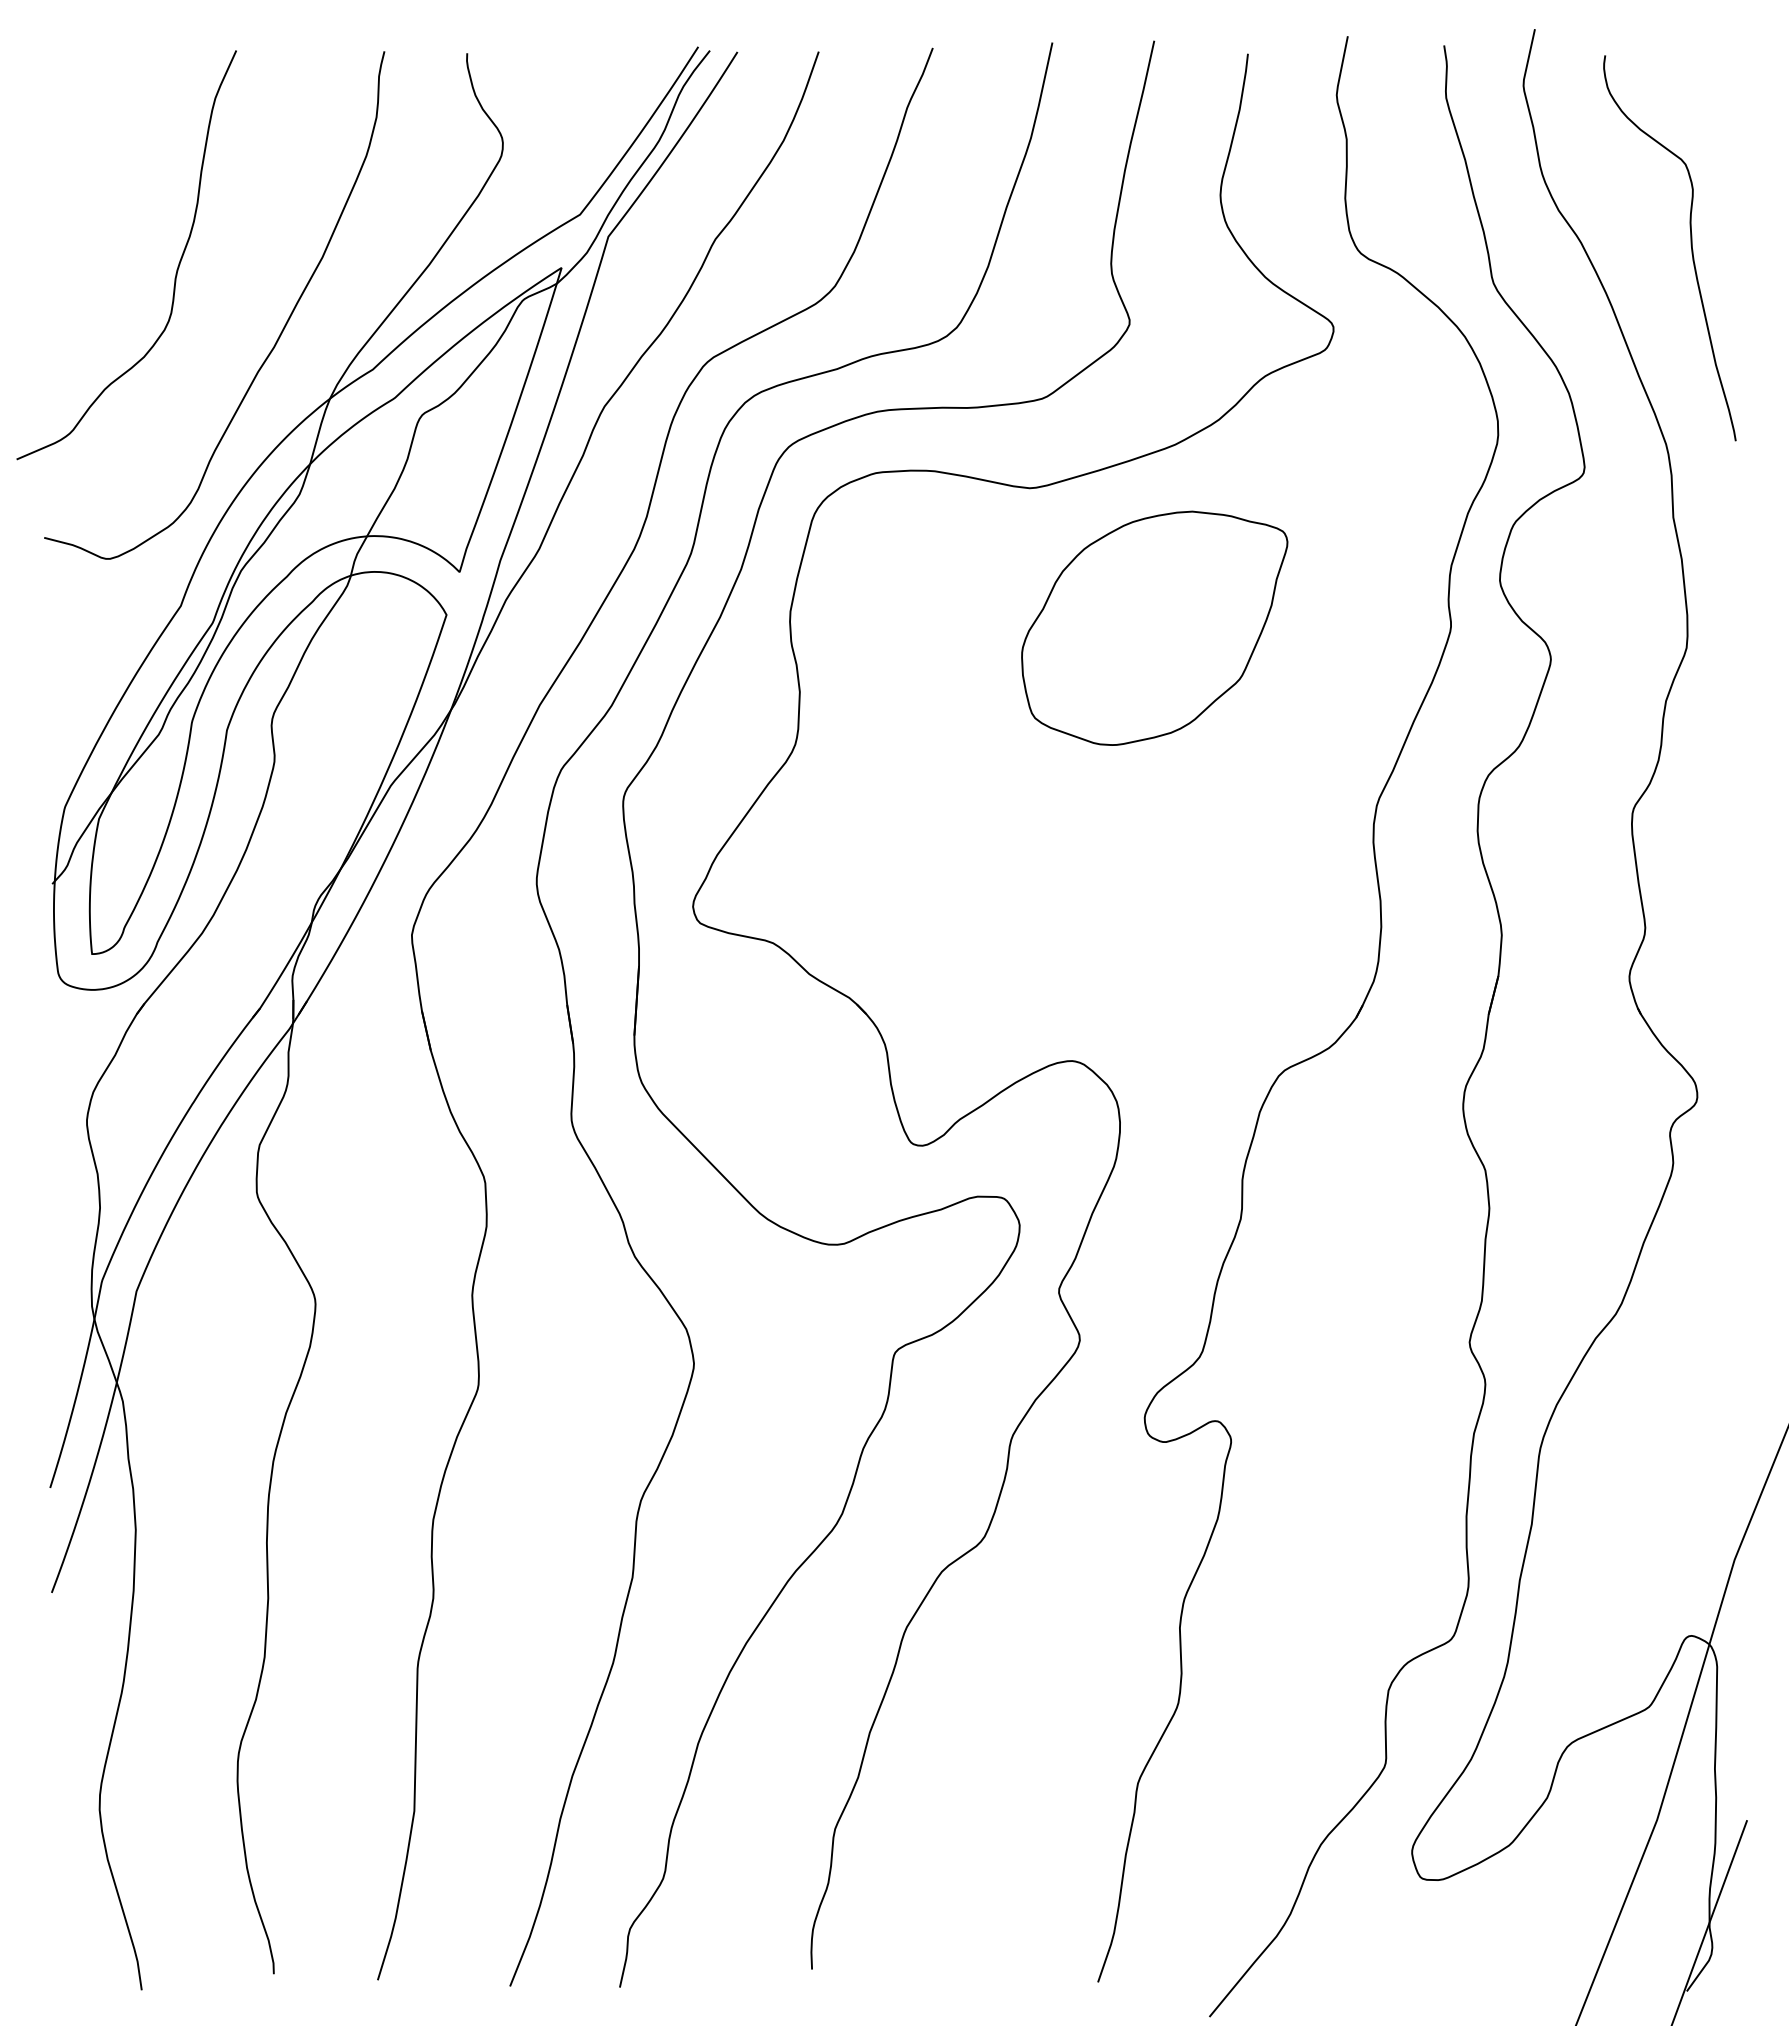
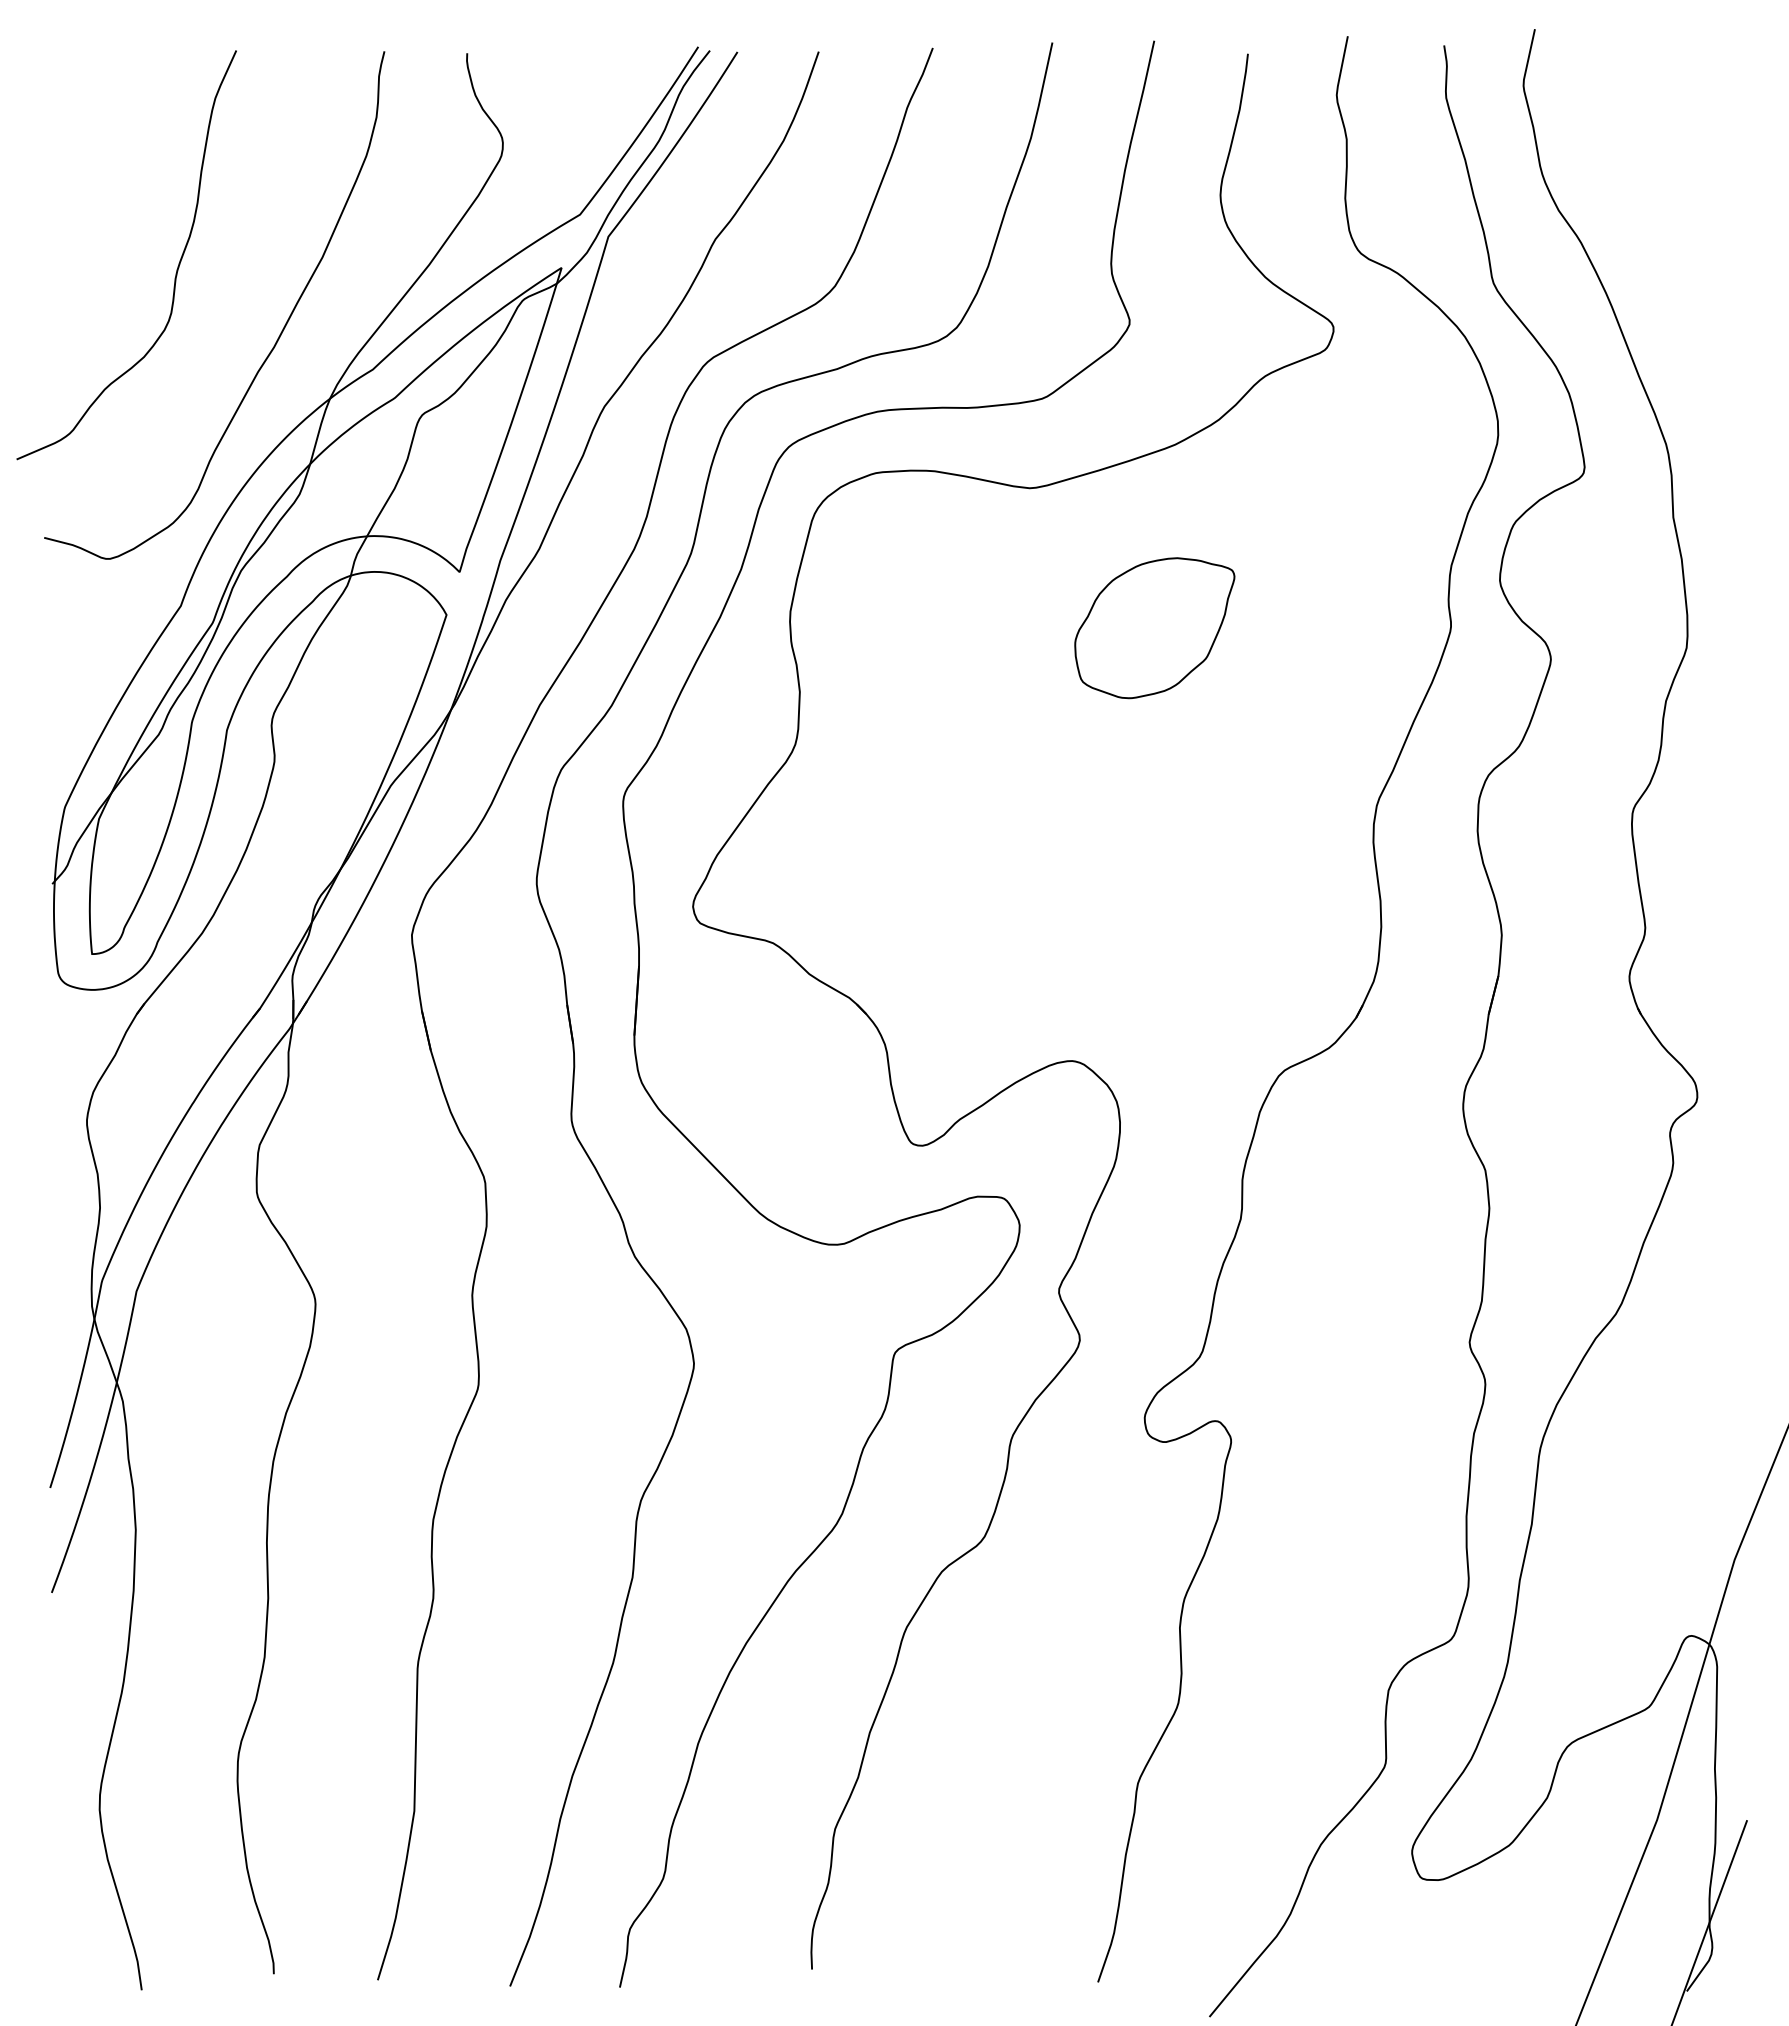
curve: present -> none (1690, 245)
part size: 268x236 px -> 162x143 px (1154, 628)
